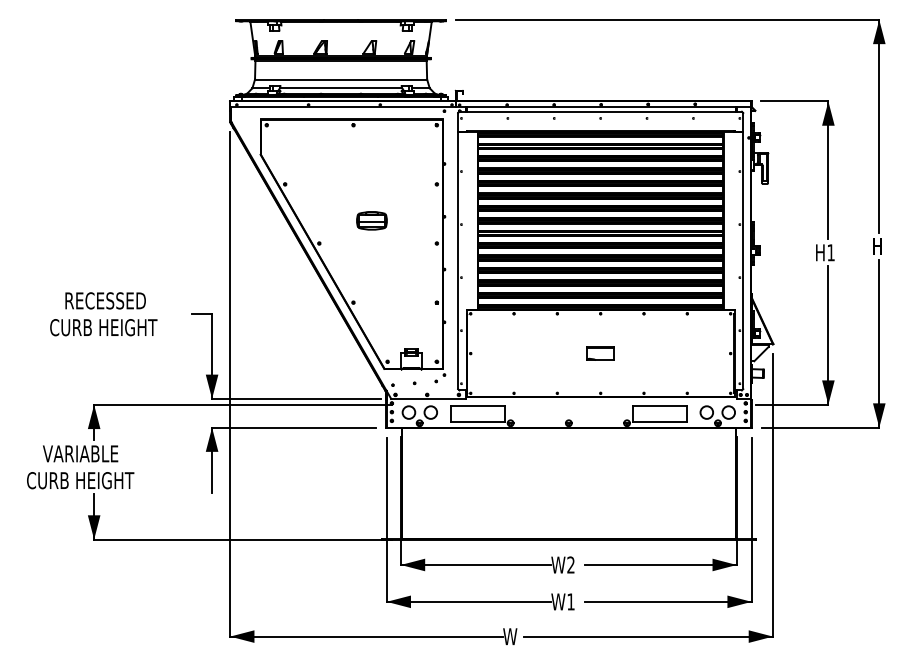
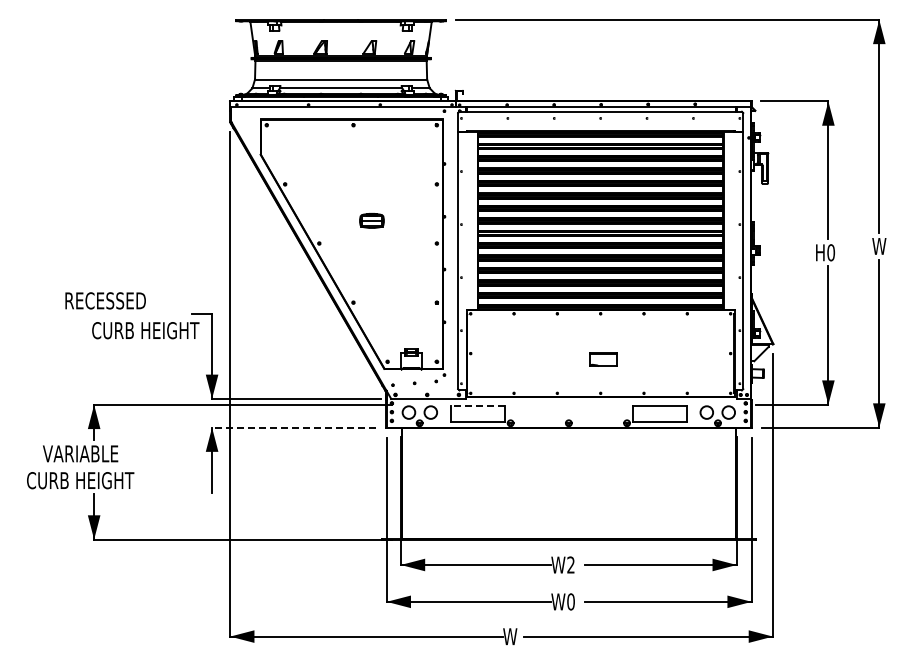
part size: 32x20 px -> 26x16 px (371, 220)
text: H -> W (879, 246)
text: H1 -> H0 (830, 252)
text position: (103, 327) -> (145, 330) (145, 330)
part position: (600, 353) -> (603, 359) (603, 359)
line: solid -> dashed (477, 406)
line: solid -> dashed (294, 427)
text: W1 -> W0 (570, 601)
